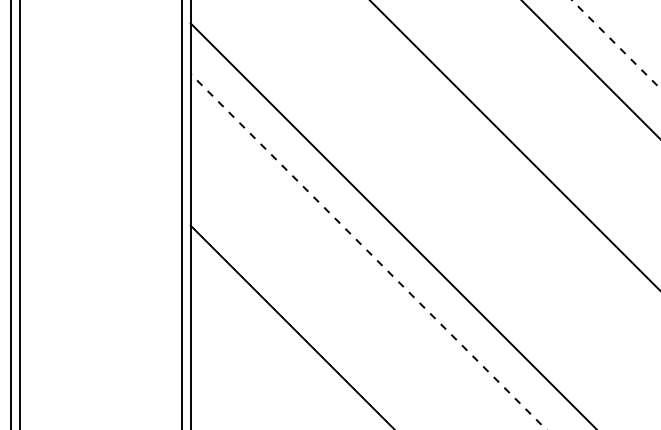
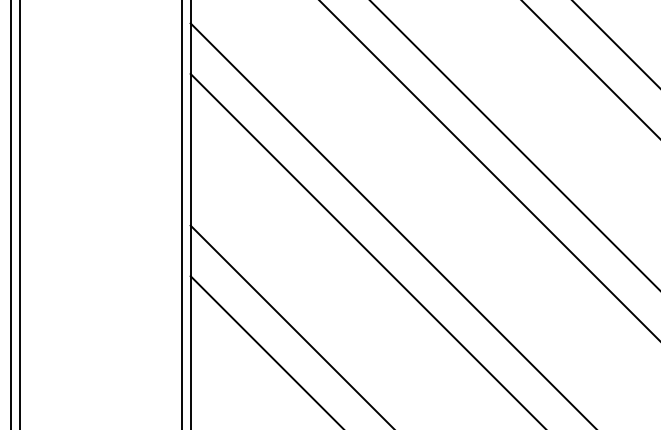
line: dashed -> solid (616, 44)
line: none -> present (489, 170)
line: dashed -> solid (368, 251)
line: none -> present (265, 351)
